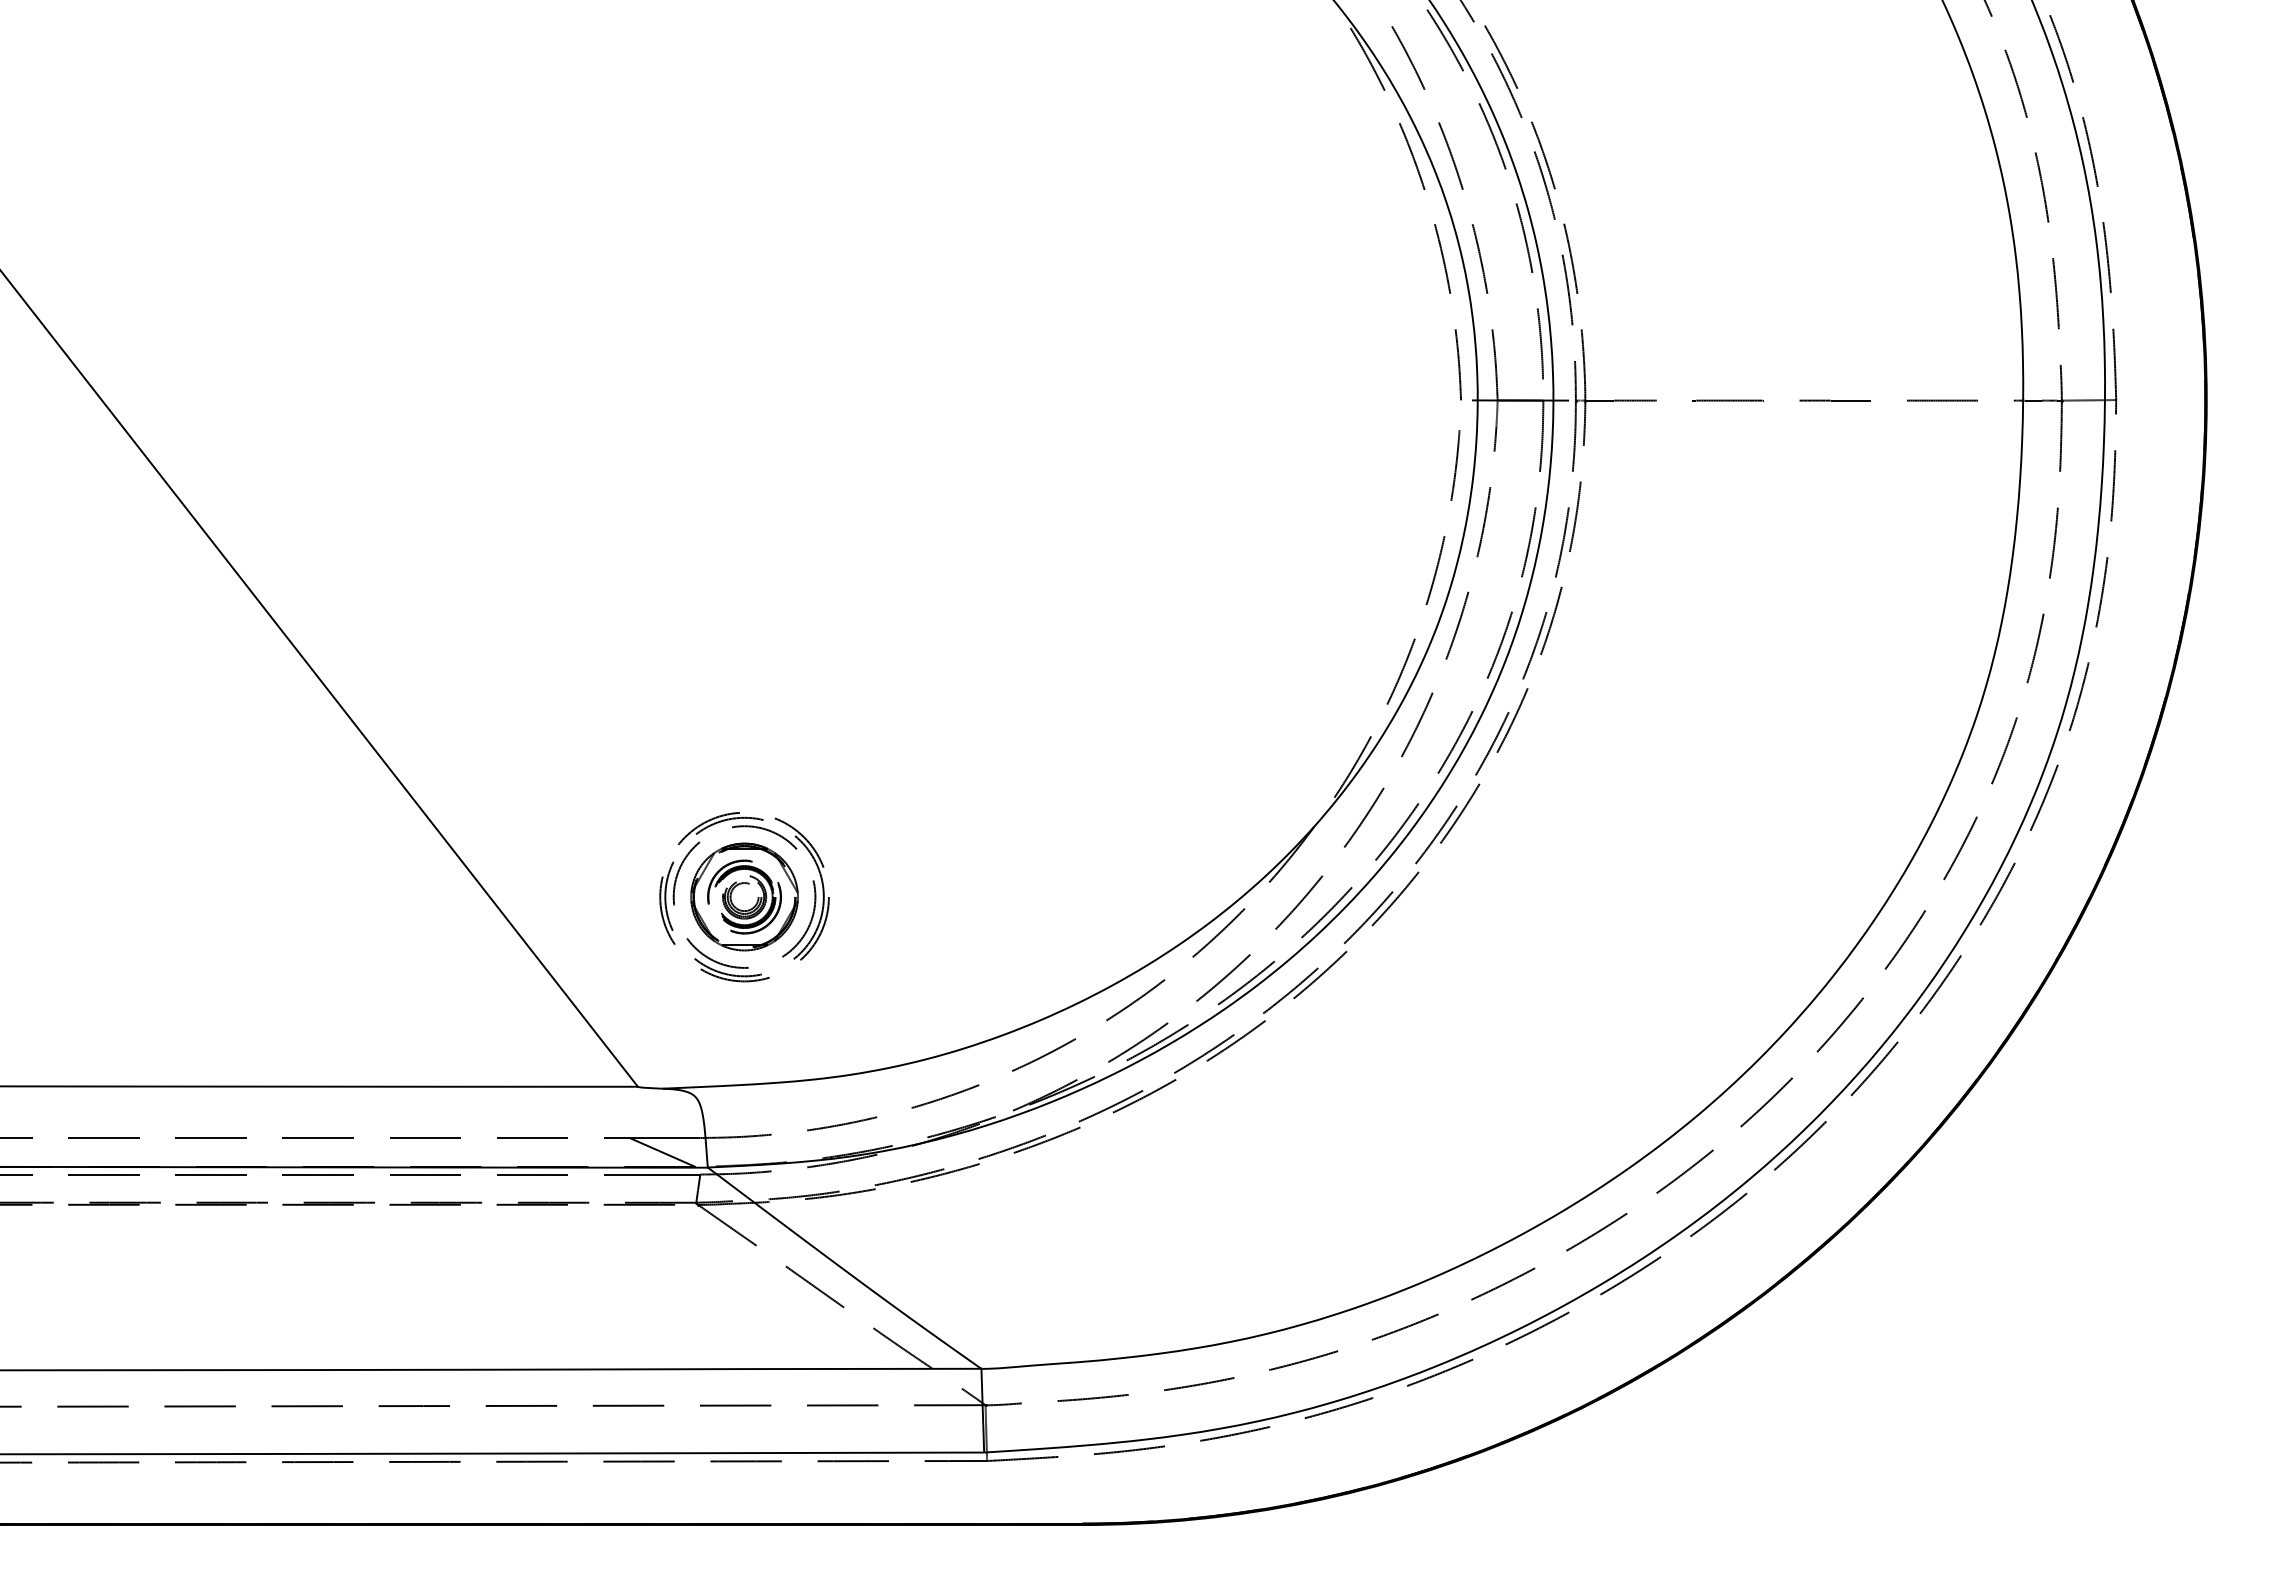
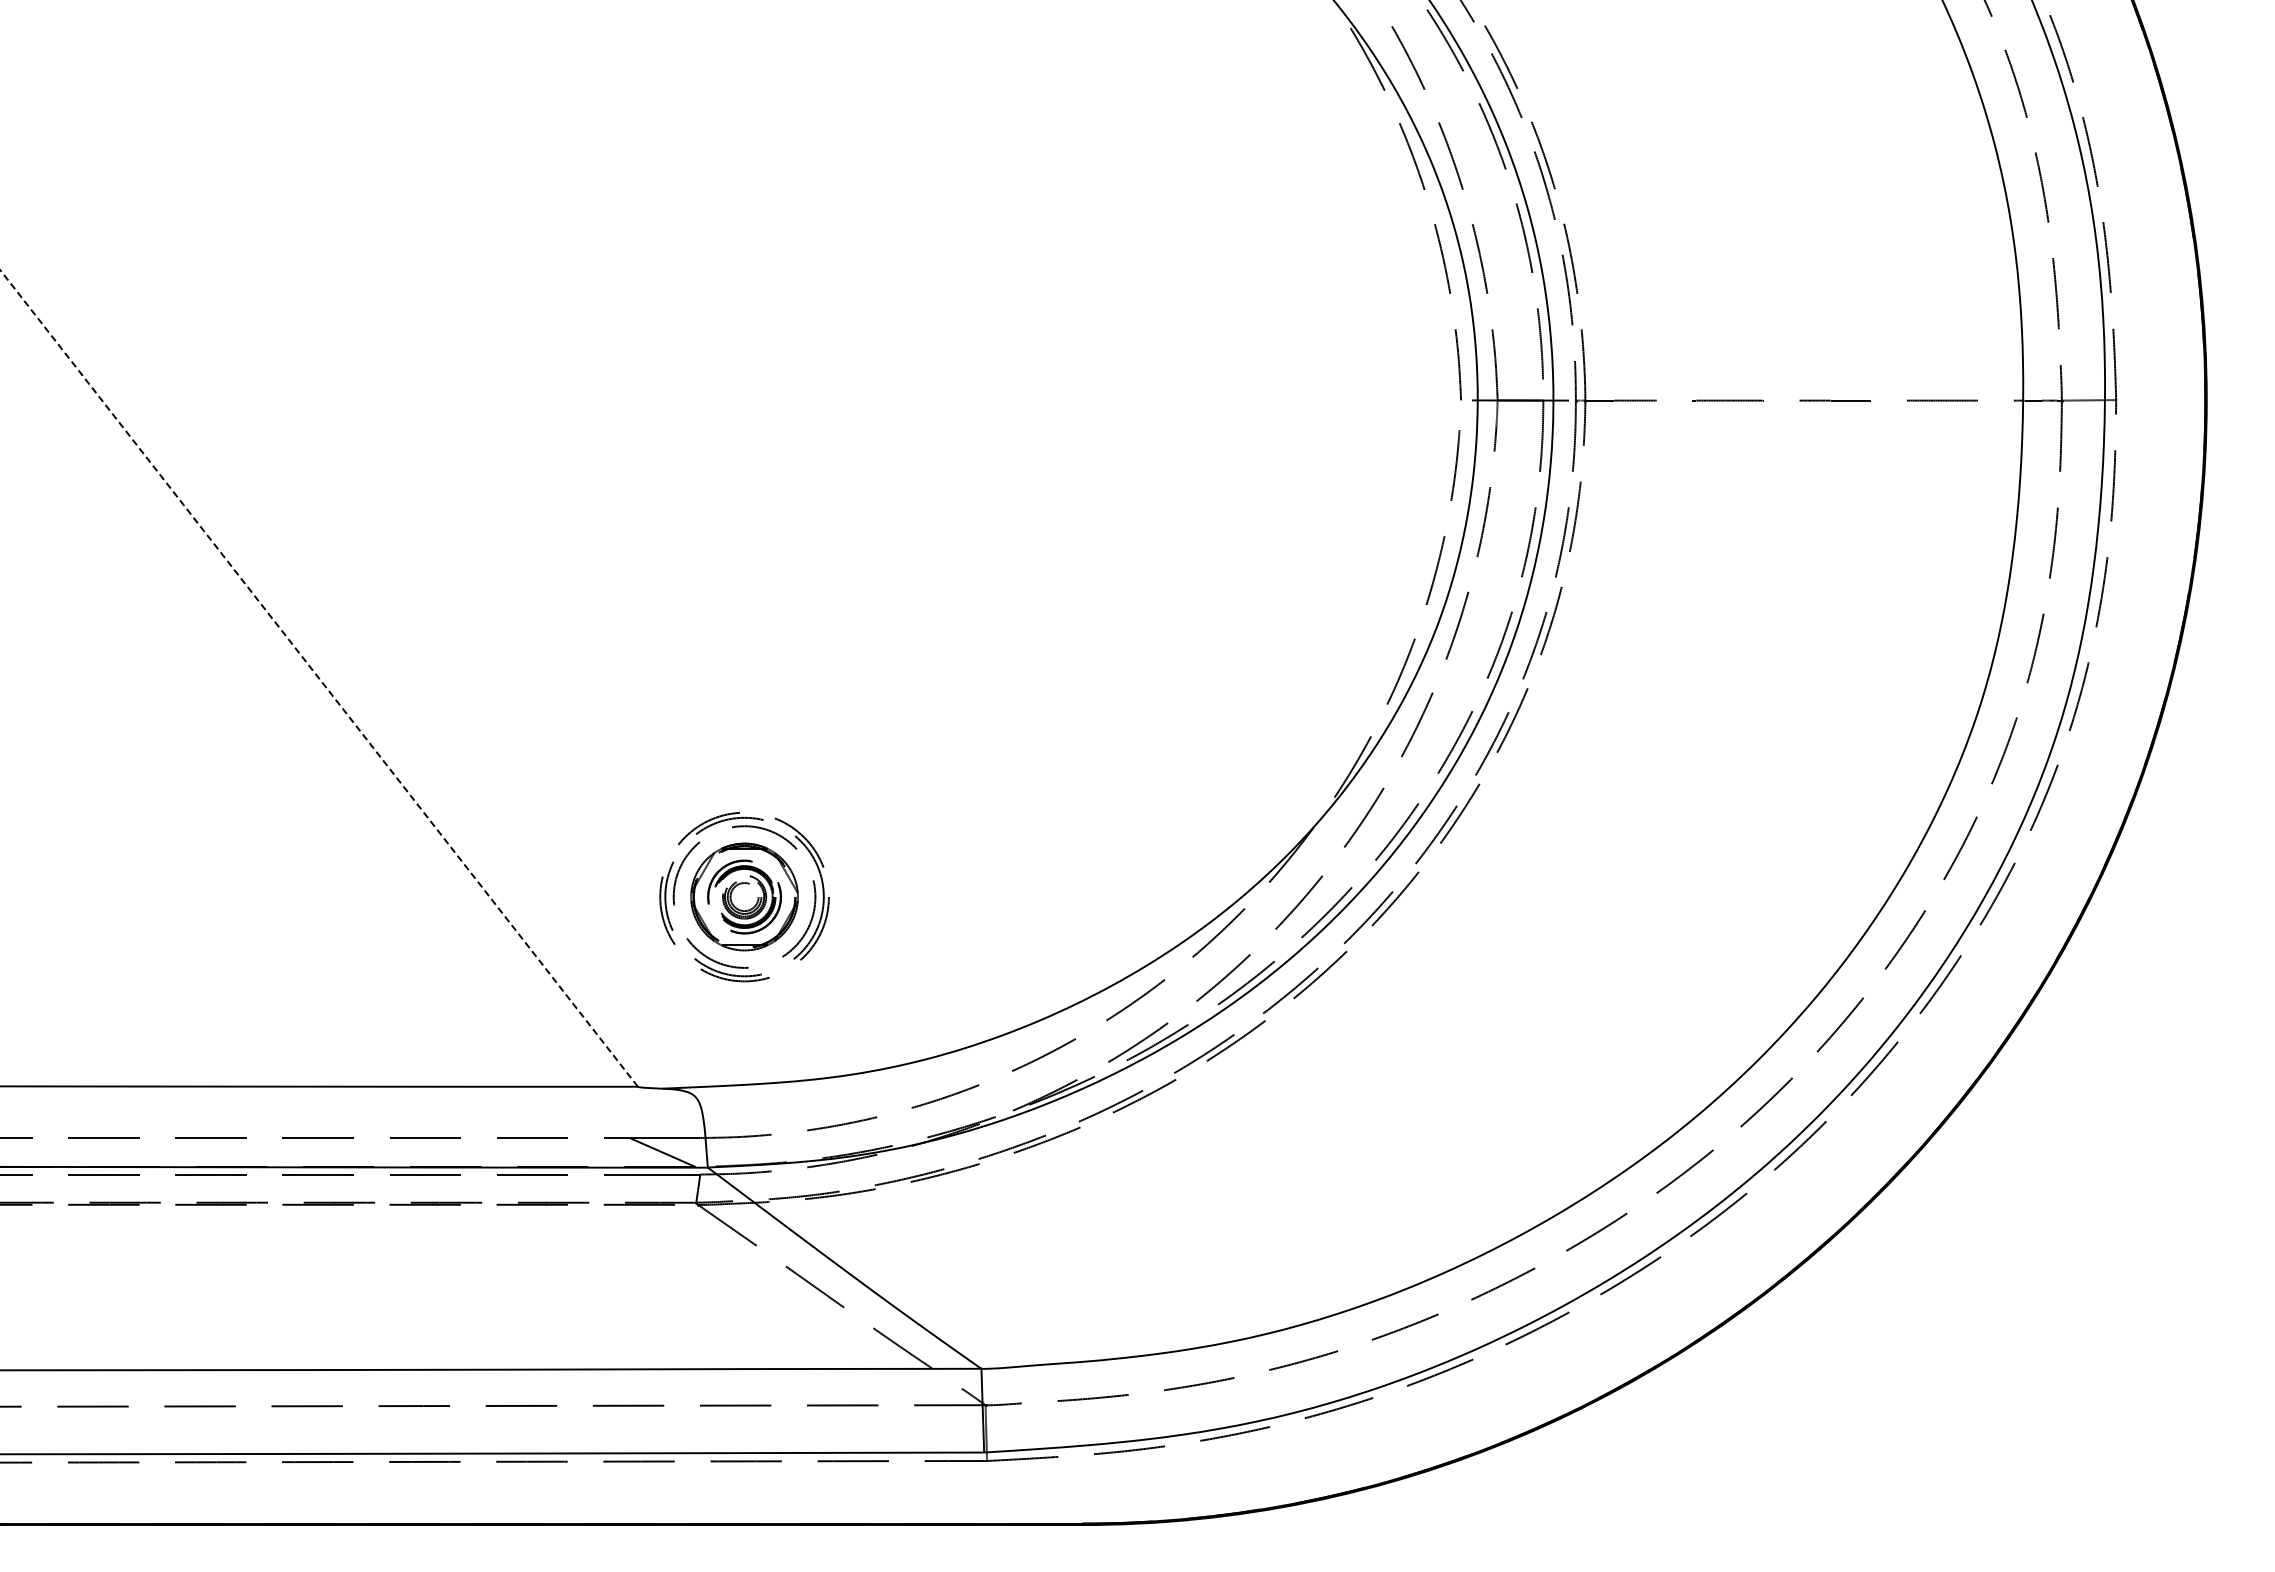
line: solid -> dashed (319, 678)
